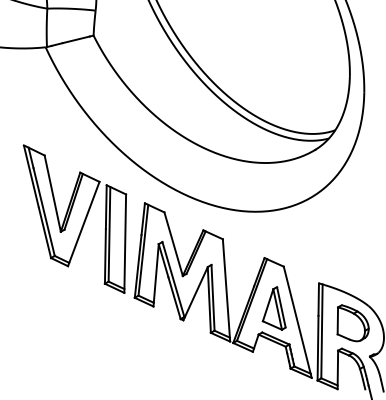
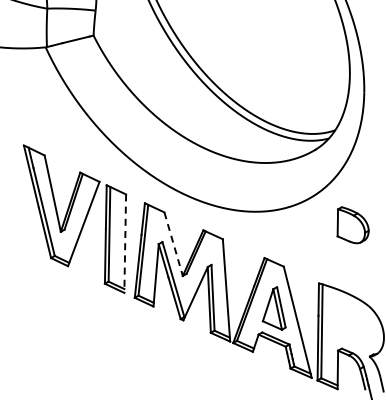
line: solid -> dashed (125, 244)
line: solid -> dashed (173, 244)
part position: (352, 323) -> (352, 225) (352, 225)
